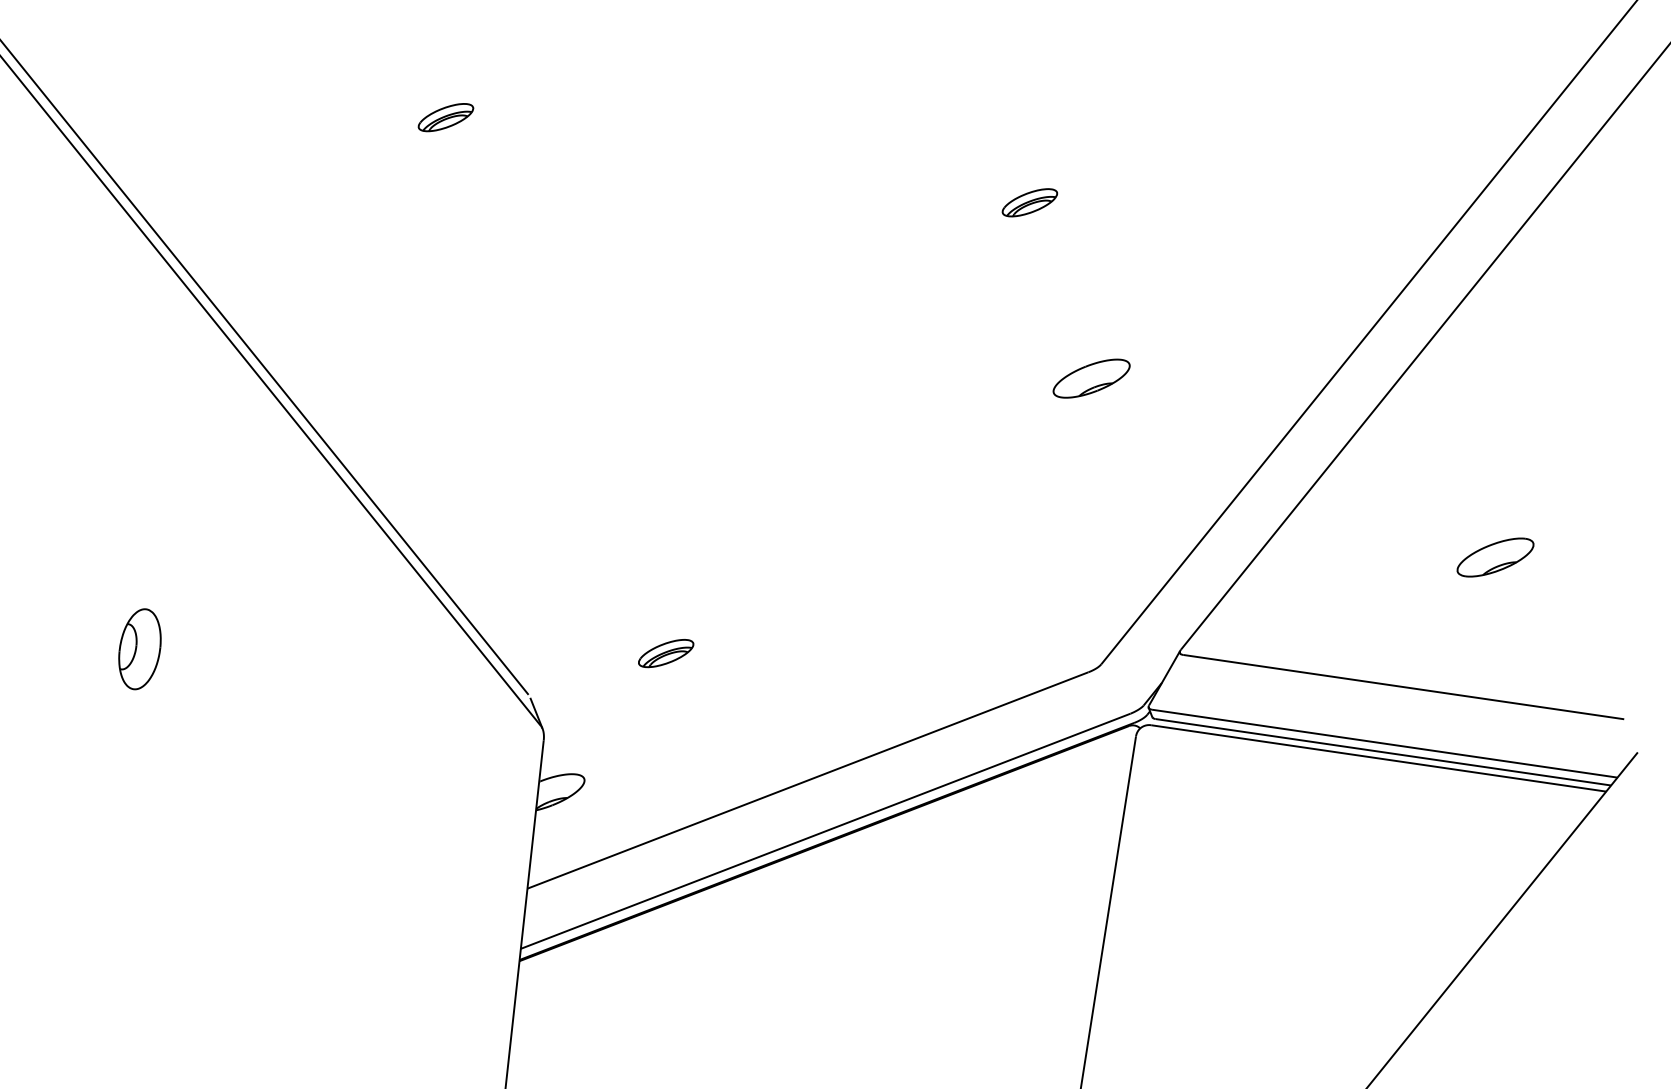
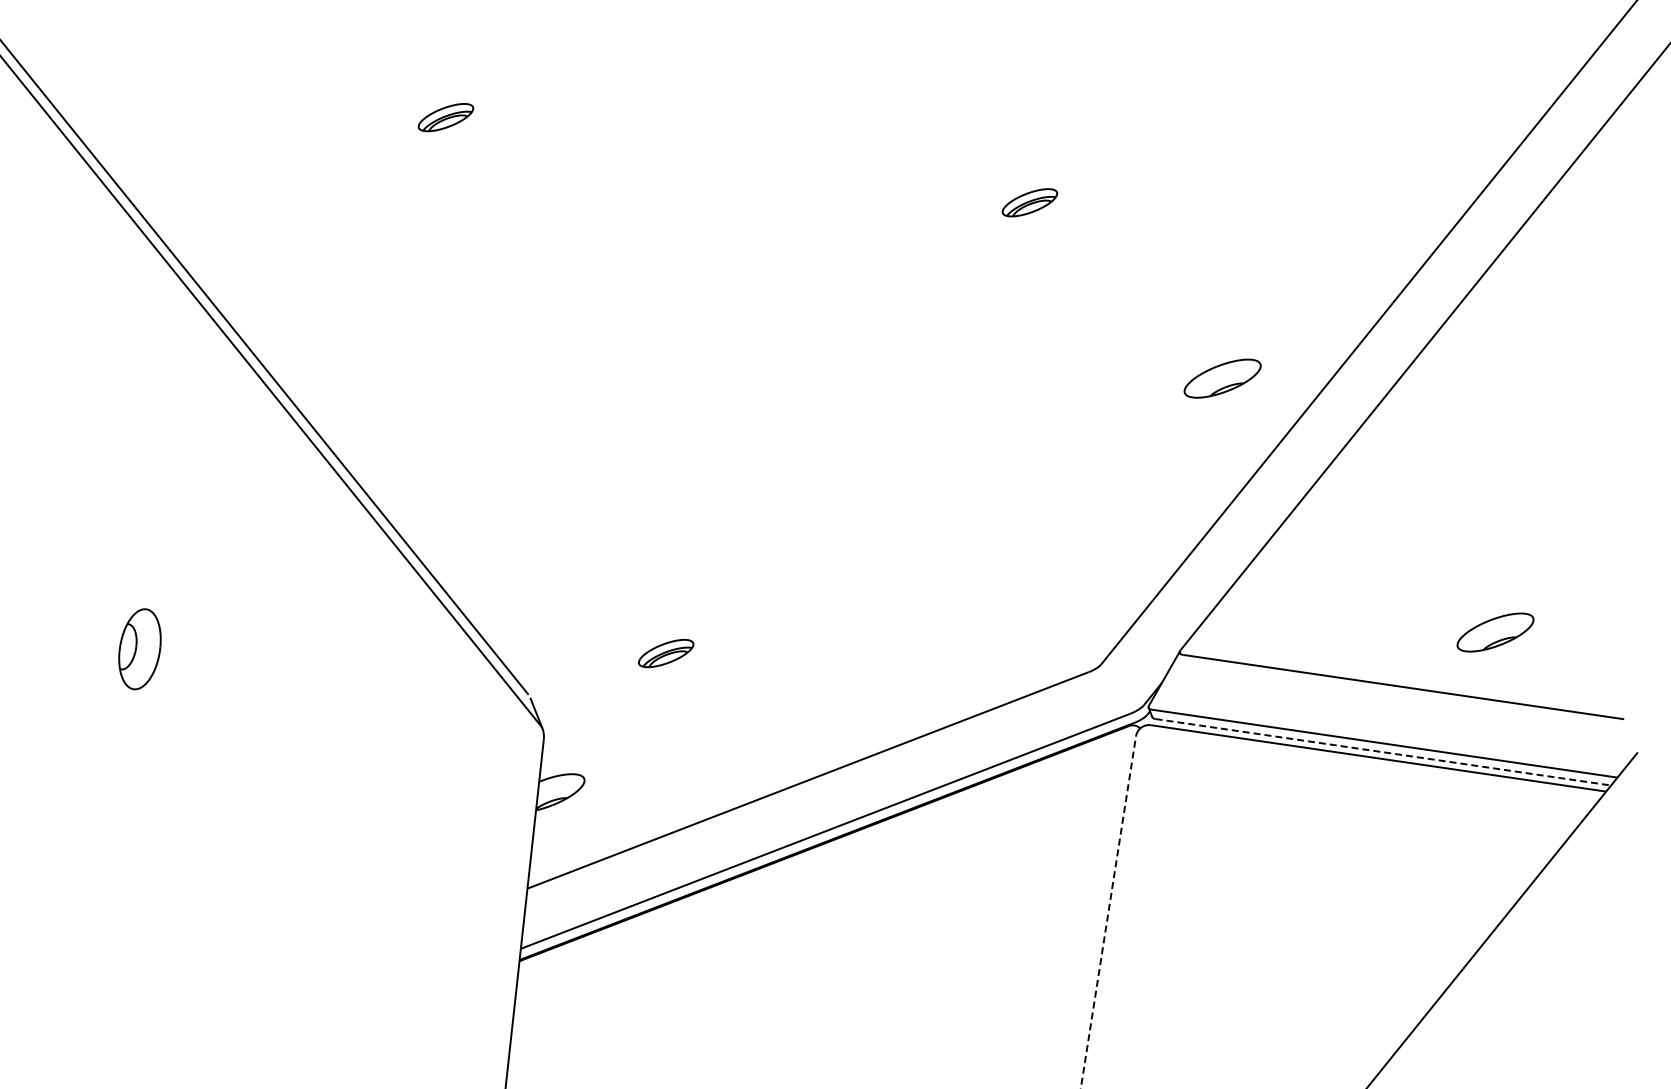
part position: (1091, 378) -> (1222, 378) (1222, 378)
part position: (1495, 557) -> (1495, 632) (1495, 632)
line: solid -> dashed (1383, 752)
line: solid -> dashed (1108, 912)
